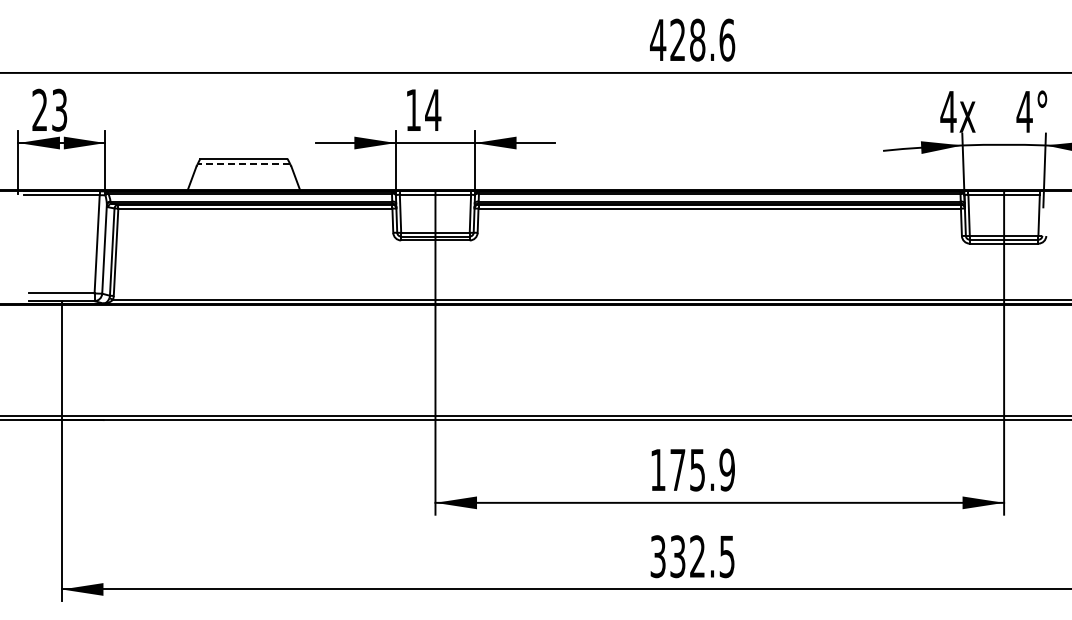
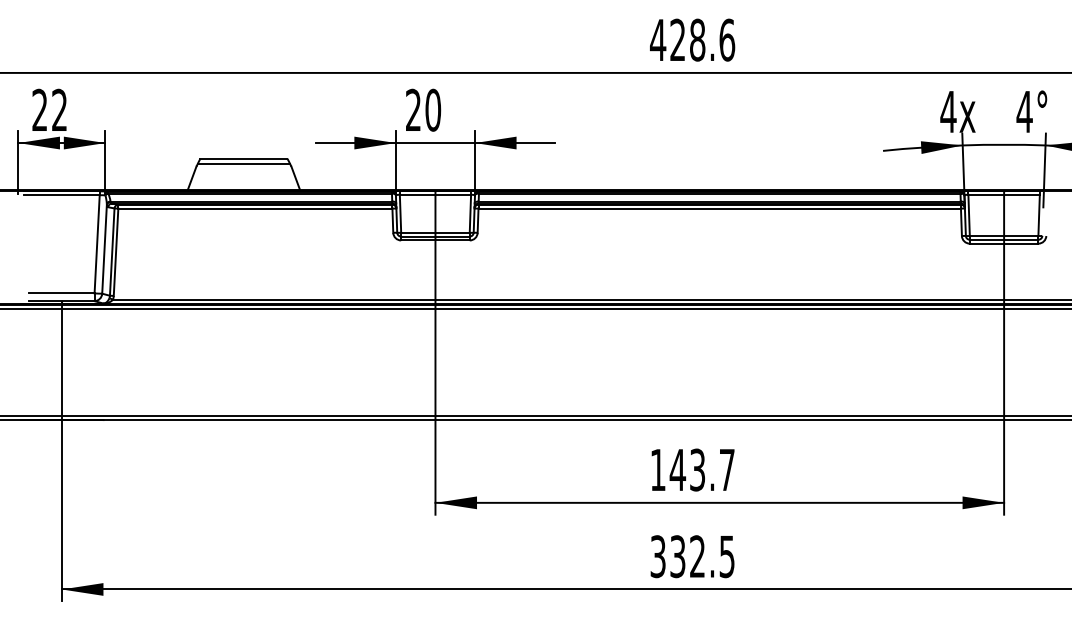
text: 14 -> 20 (423, 109)
text: 23 -> 22 (59, 110)
line: dashed -> solid (243, 164)
line: none -> present (535, 309)
text: 175.9 -> 143.7 (701, 469)
